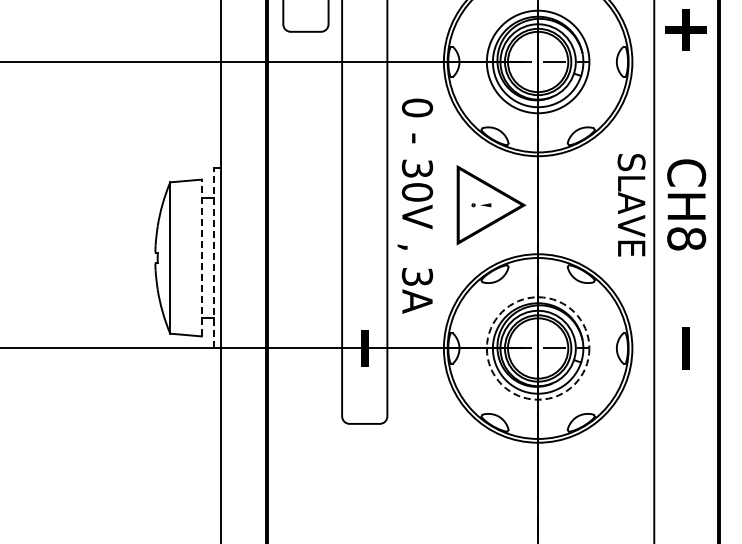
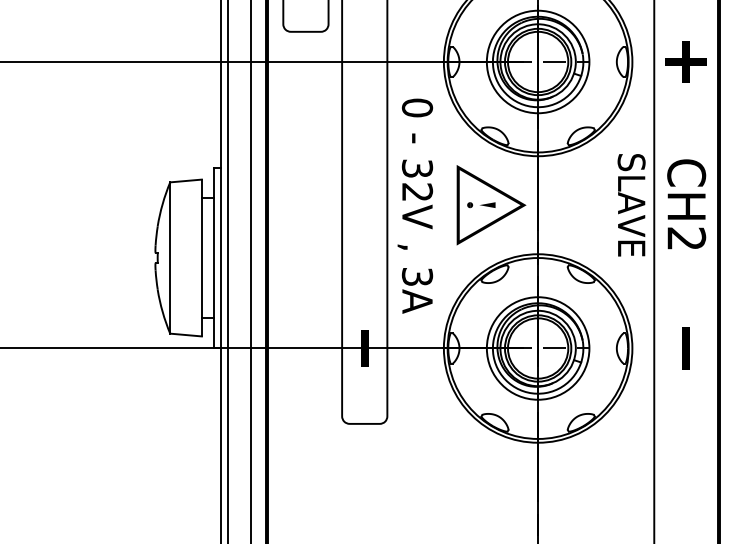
part position: (685, 29) -> (685, 61) (685, 61)
text: 30V -> 32V (417, 192)
part size: 21x5 px -> 29x7 px (481, 205)
text: CH8 -> CH2 (686, 238)
line: dashed -> solid (201, 257)
line: dashed -> solid (213, 257)
line: none -> present (227, 271)
line: none -> present (251, 271)
circle: dashed -> solid (537, 348)
